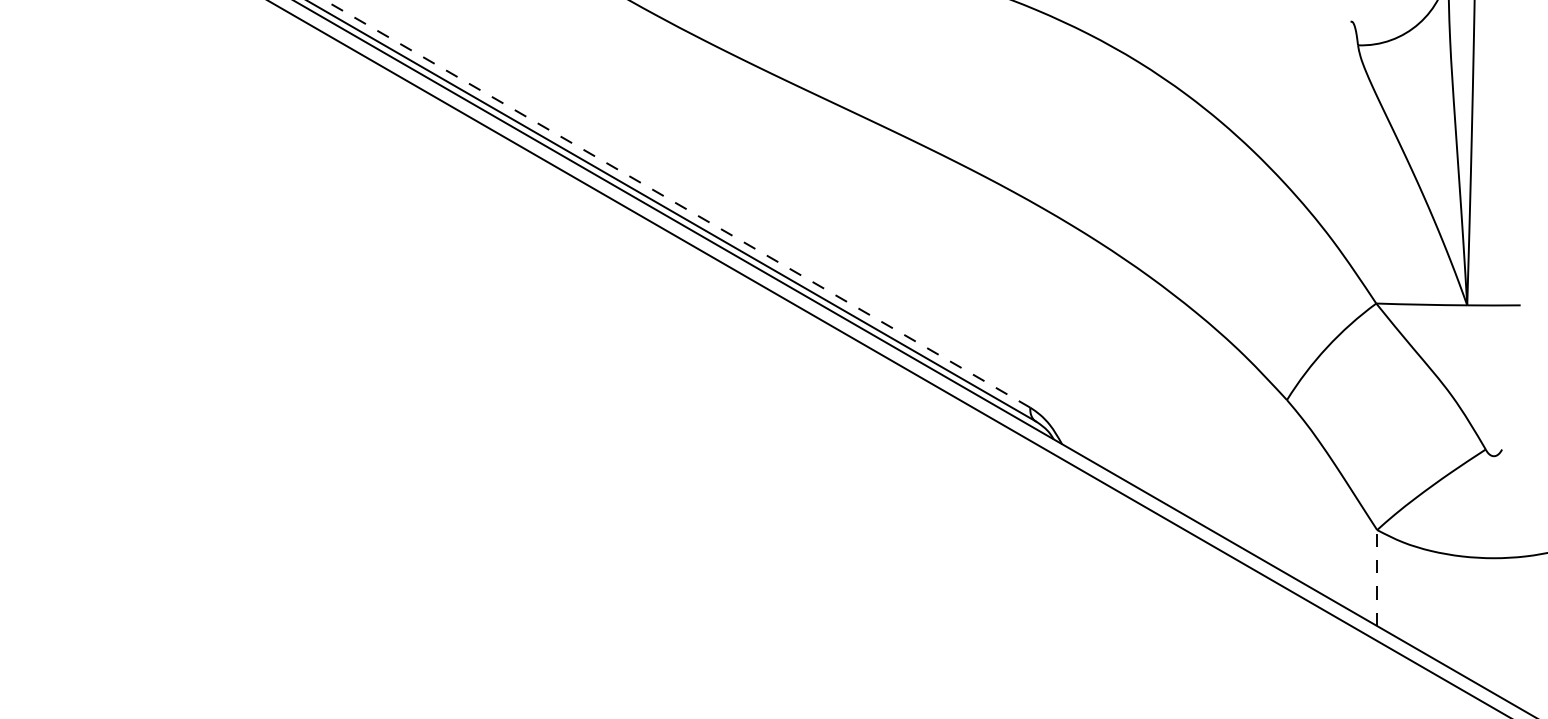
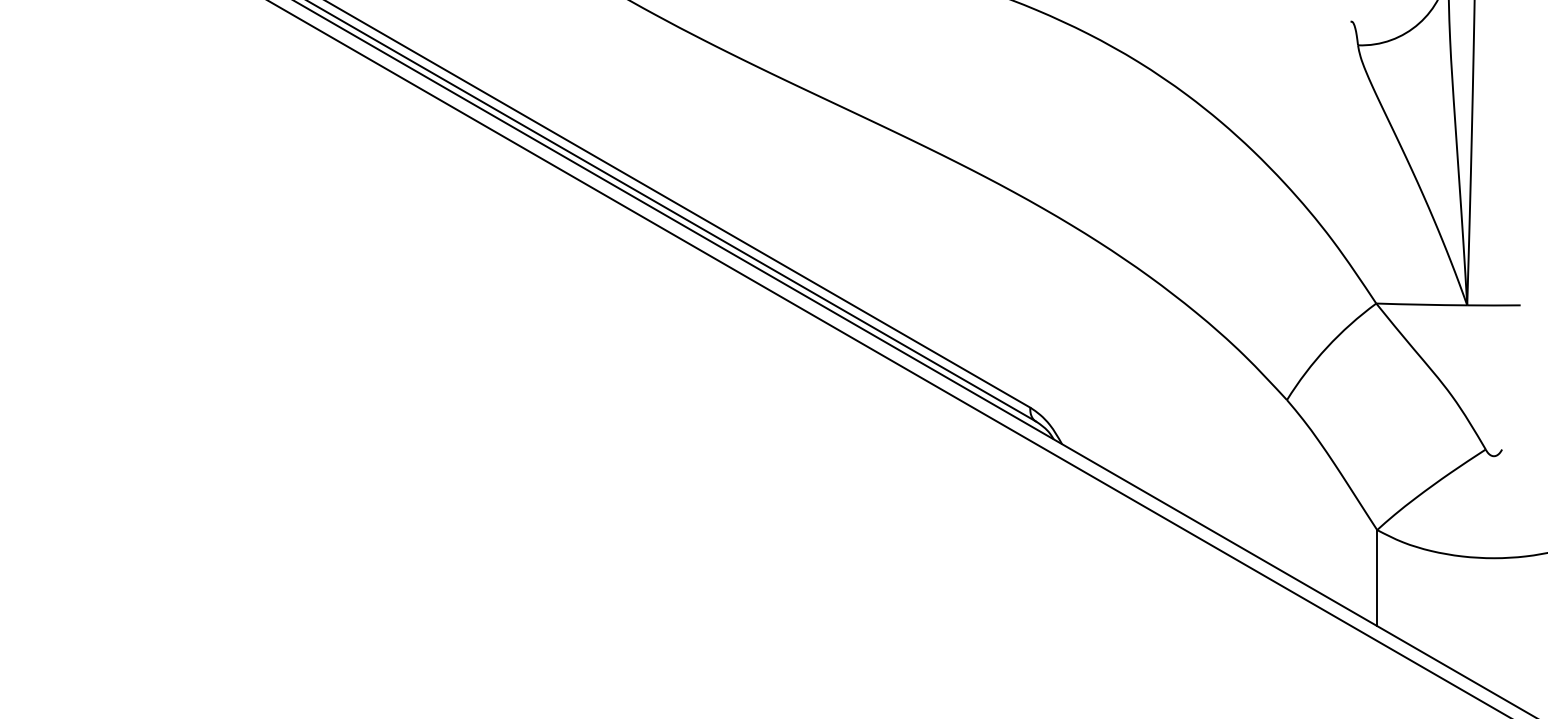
line: dashed -> solid (677, 203)
line: dashed -> solid (1377, 577)
